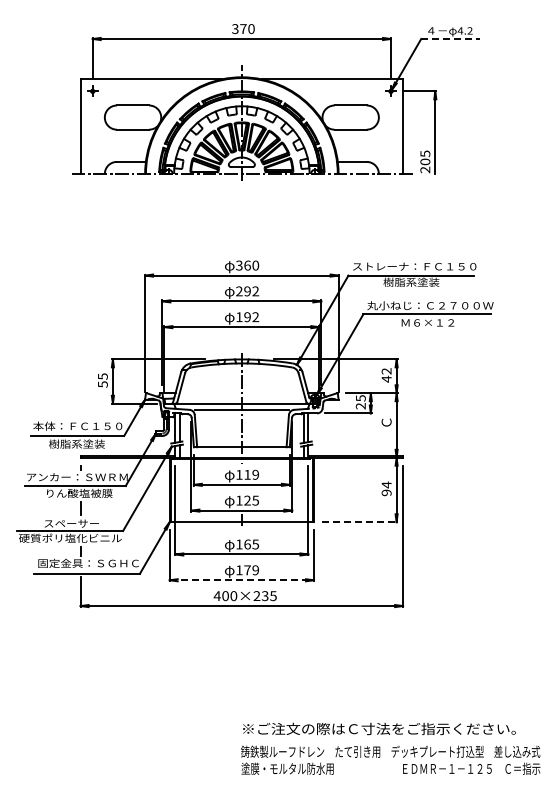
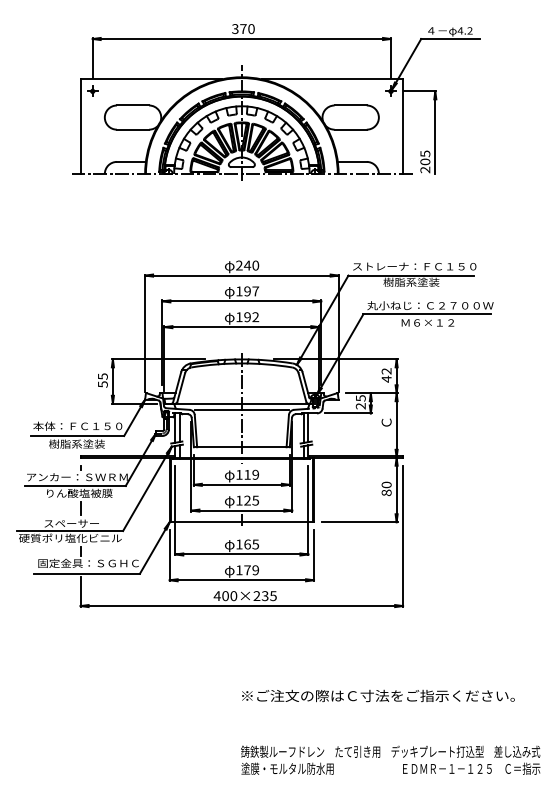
line: dashed -> solid (451, 39)
text: 360 -> 240 (243, 265)
text: 292 -> 197 (247, 291)
text: 94 -> 80 (386, 488)
line: dashed -> solid (359, 522)
line: dashed -> solid (242, 580)
text position: (379, 728) -> (378, 695) (378, 695)
